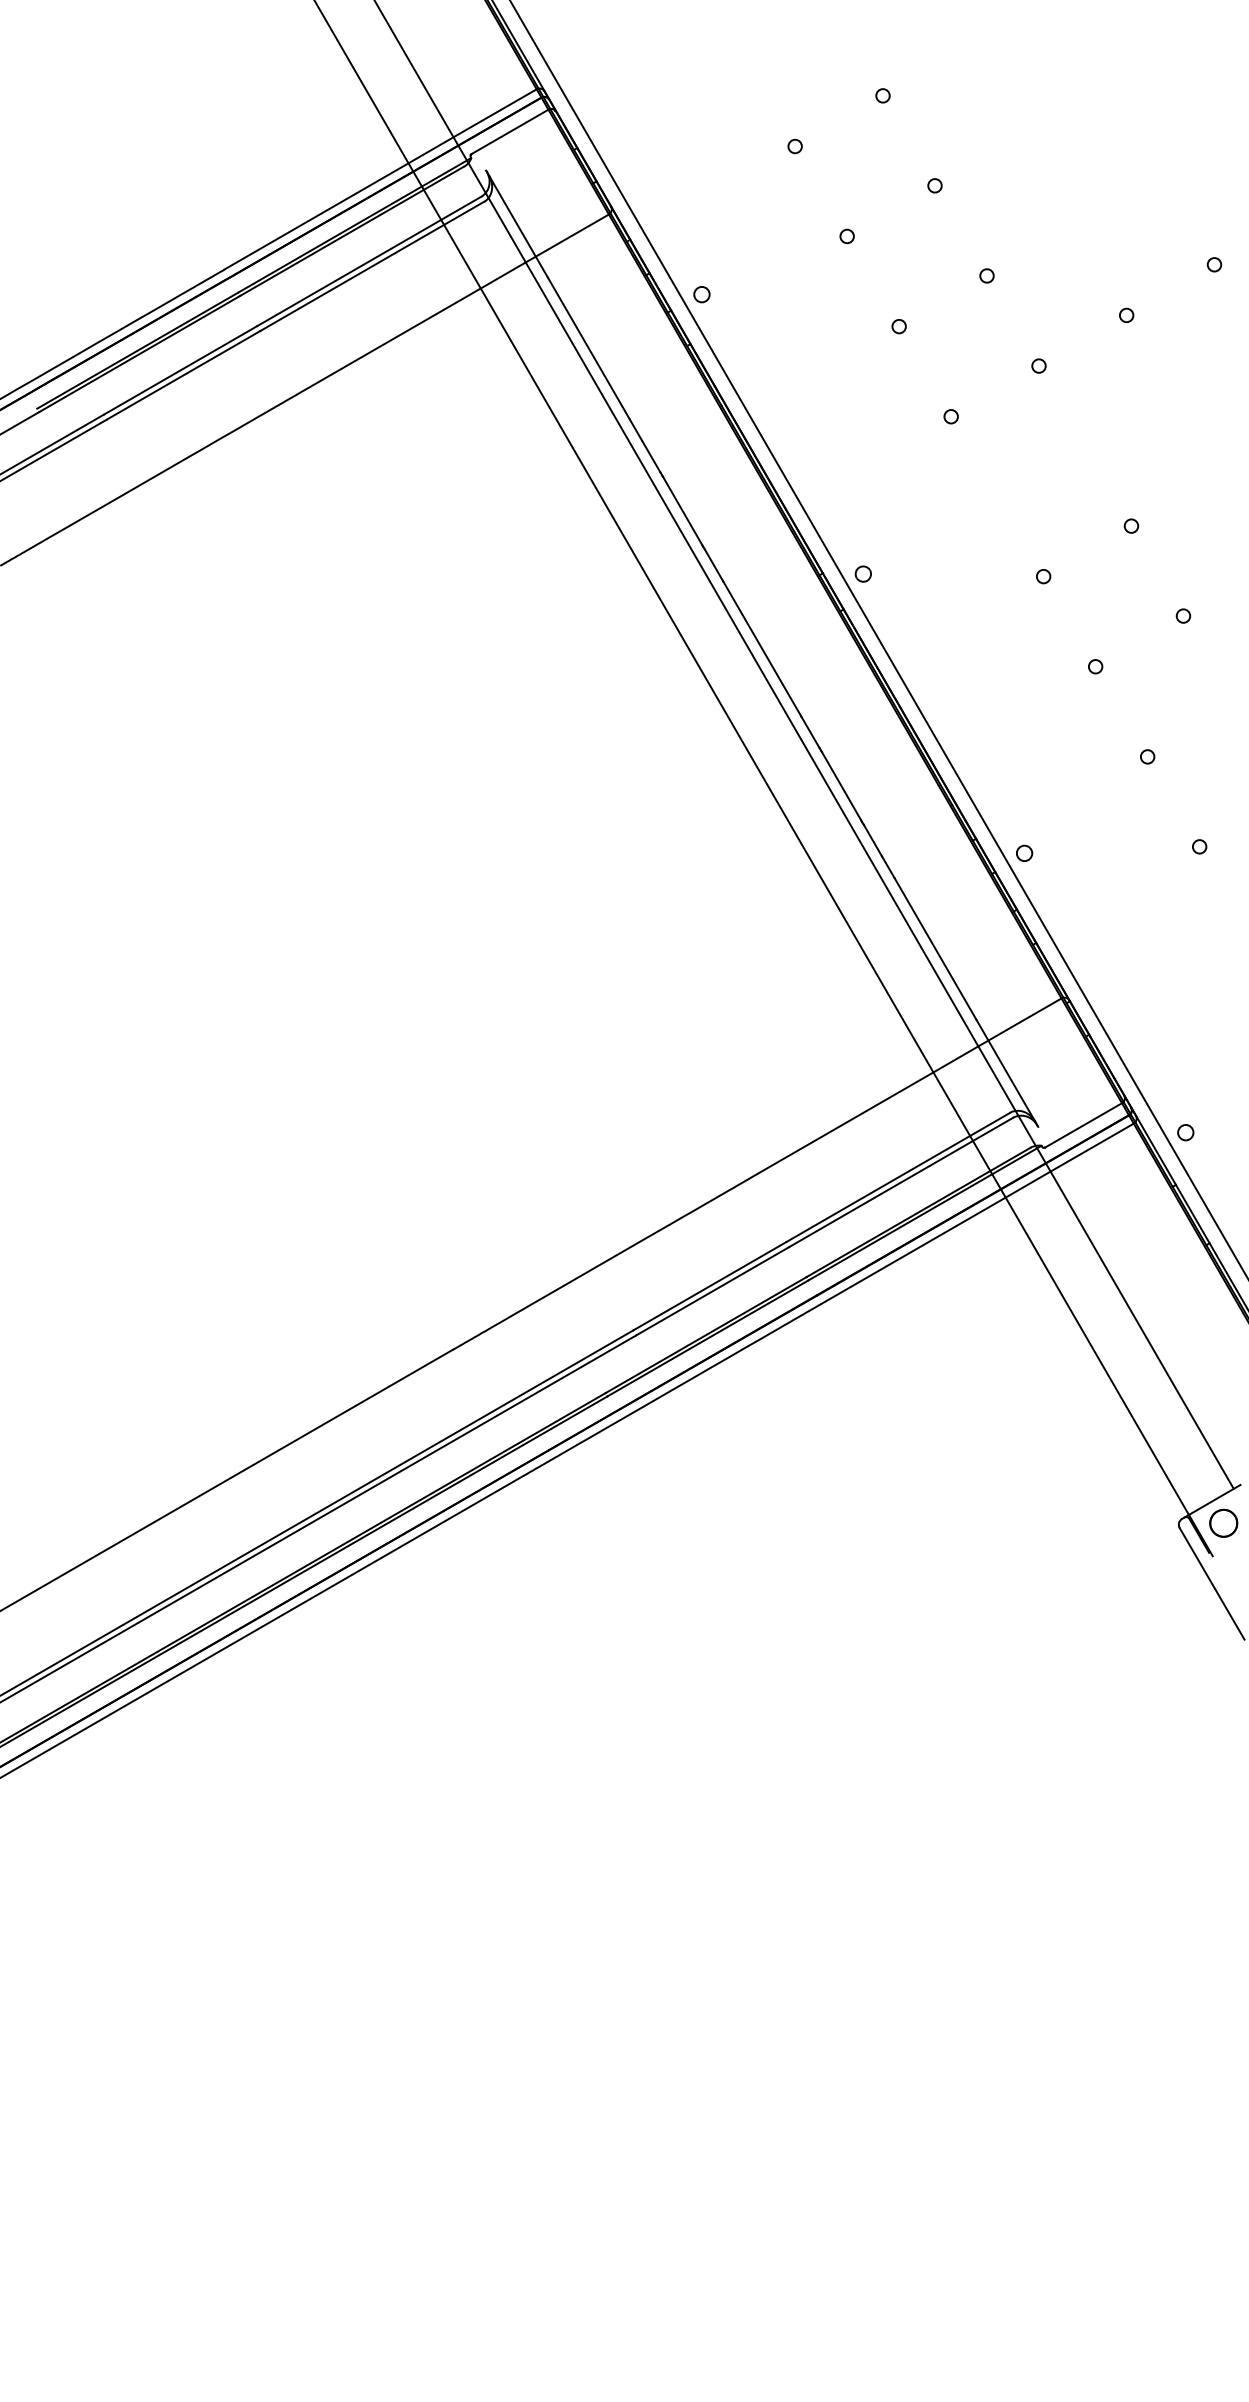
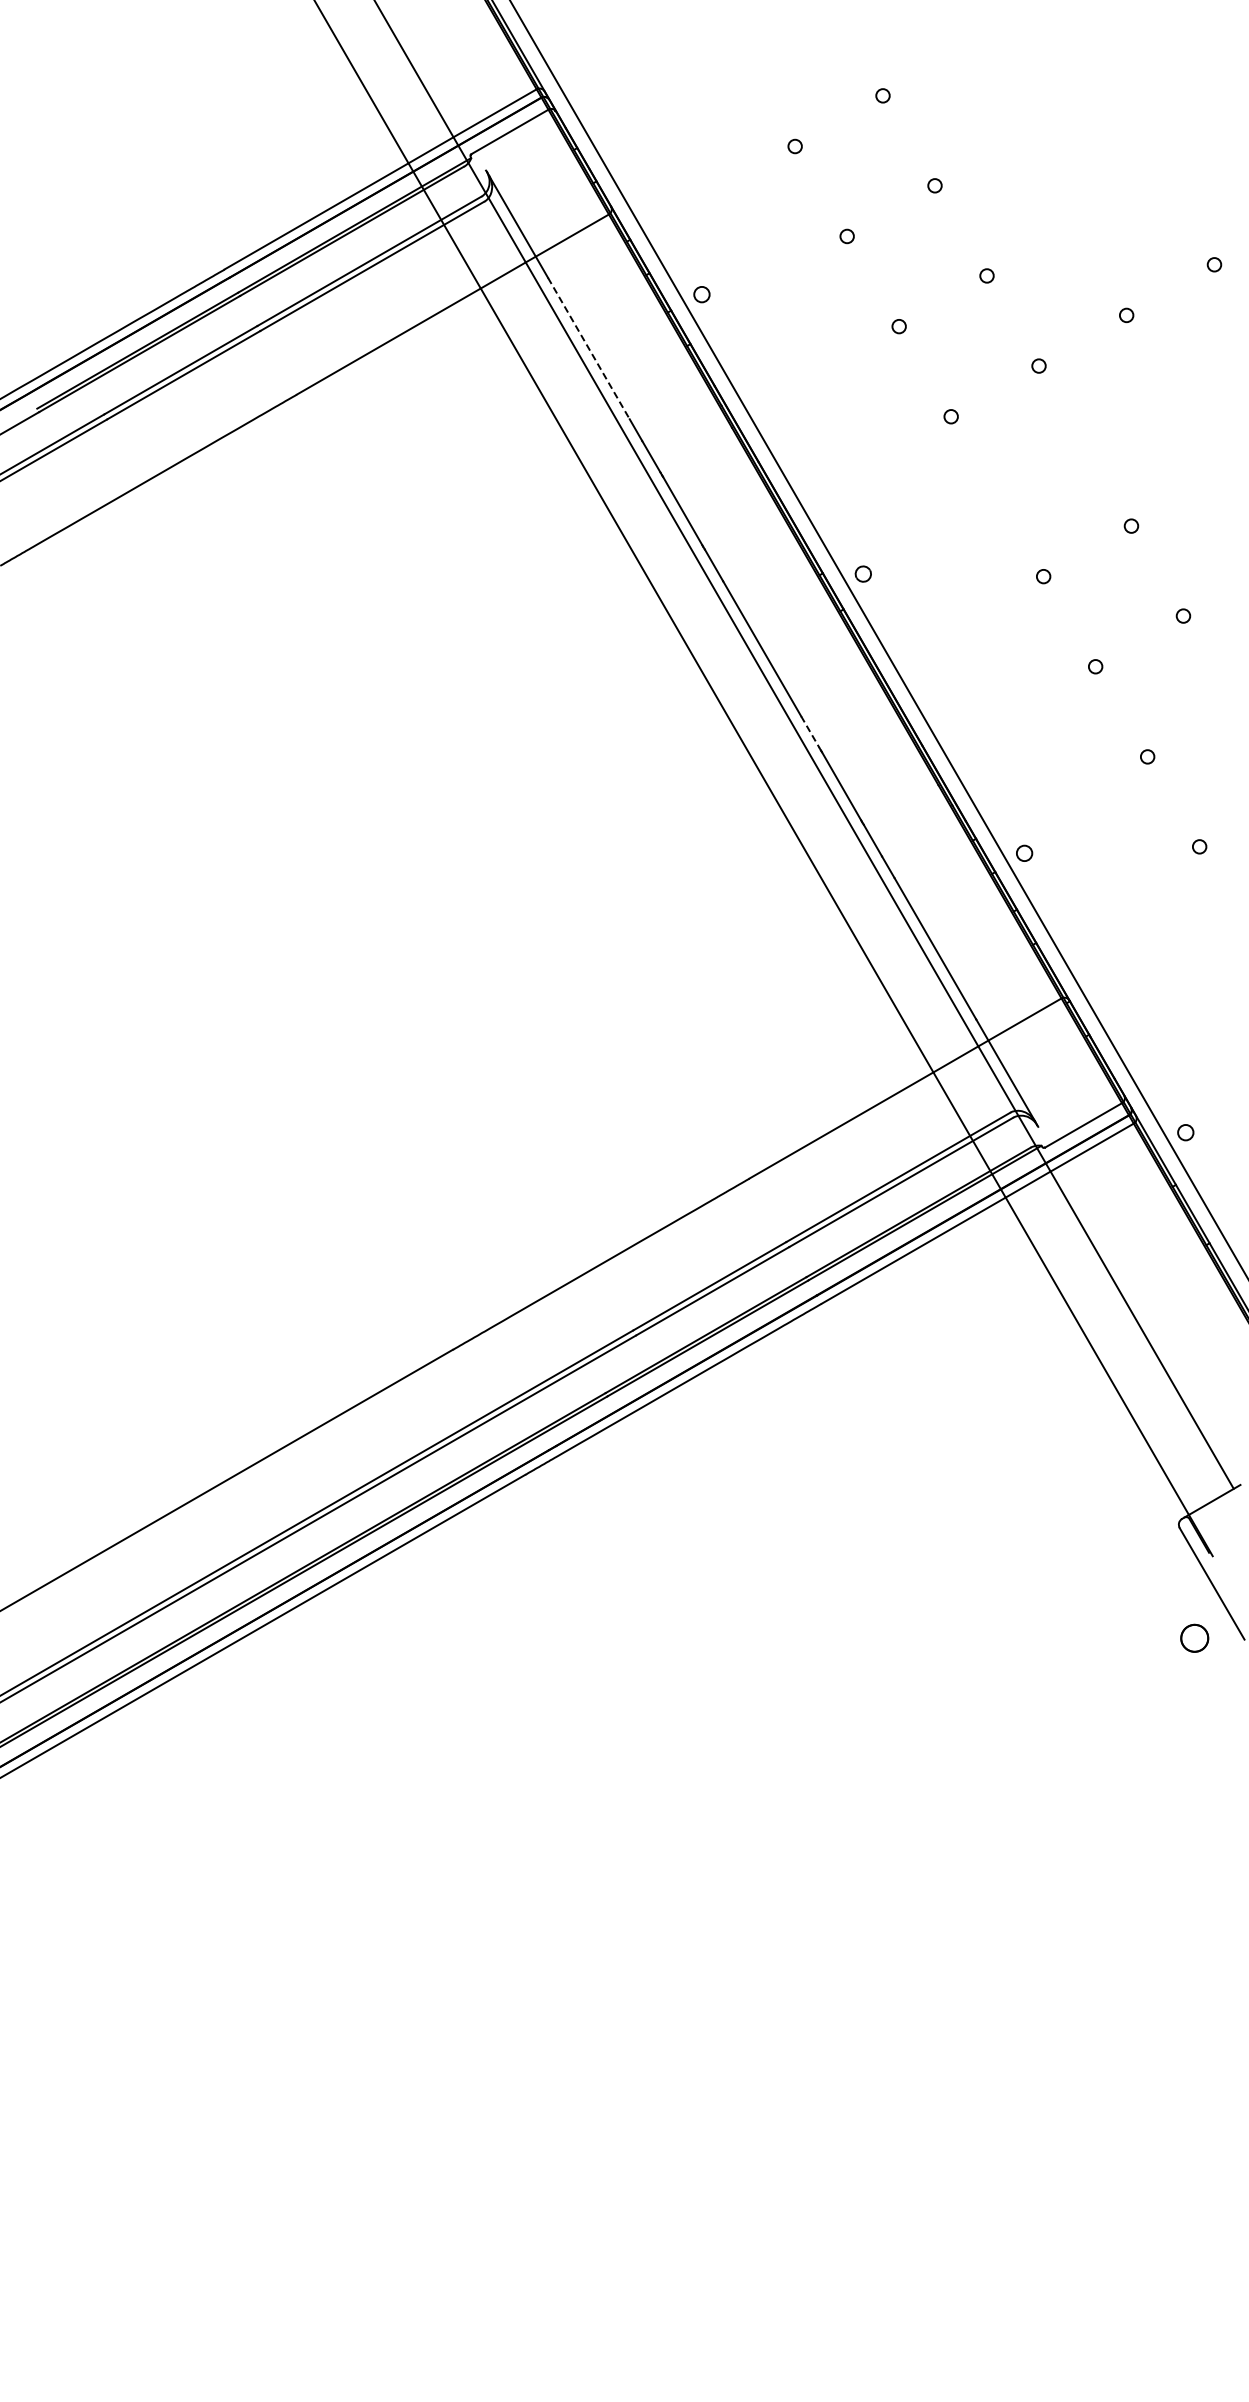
line: solid -> dashed (588, 348)
line: solid -> dashed (810, 732)
part position: (1223, 1522) -> (1194, 1637) (1194, 1637)
